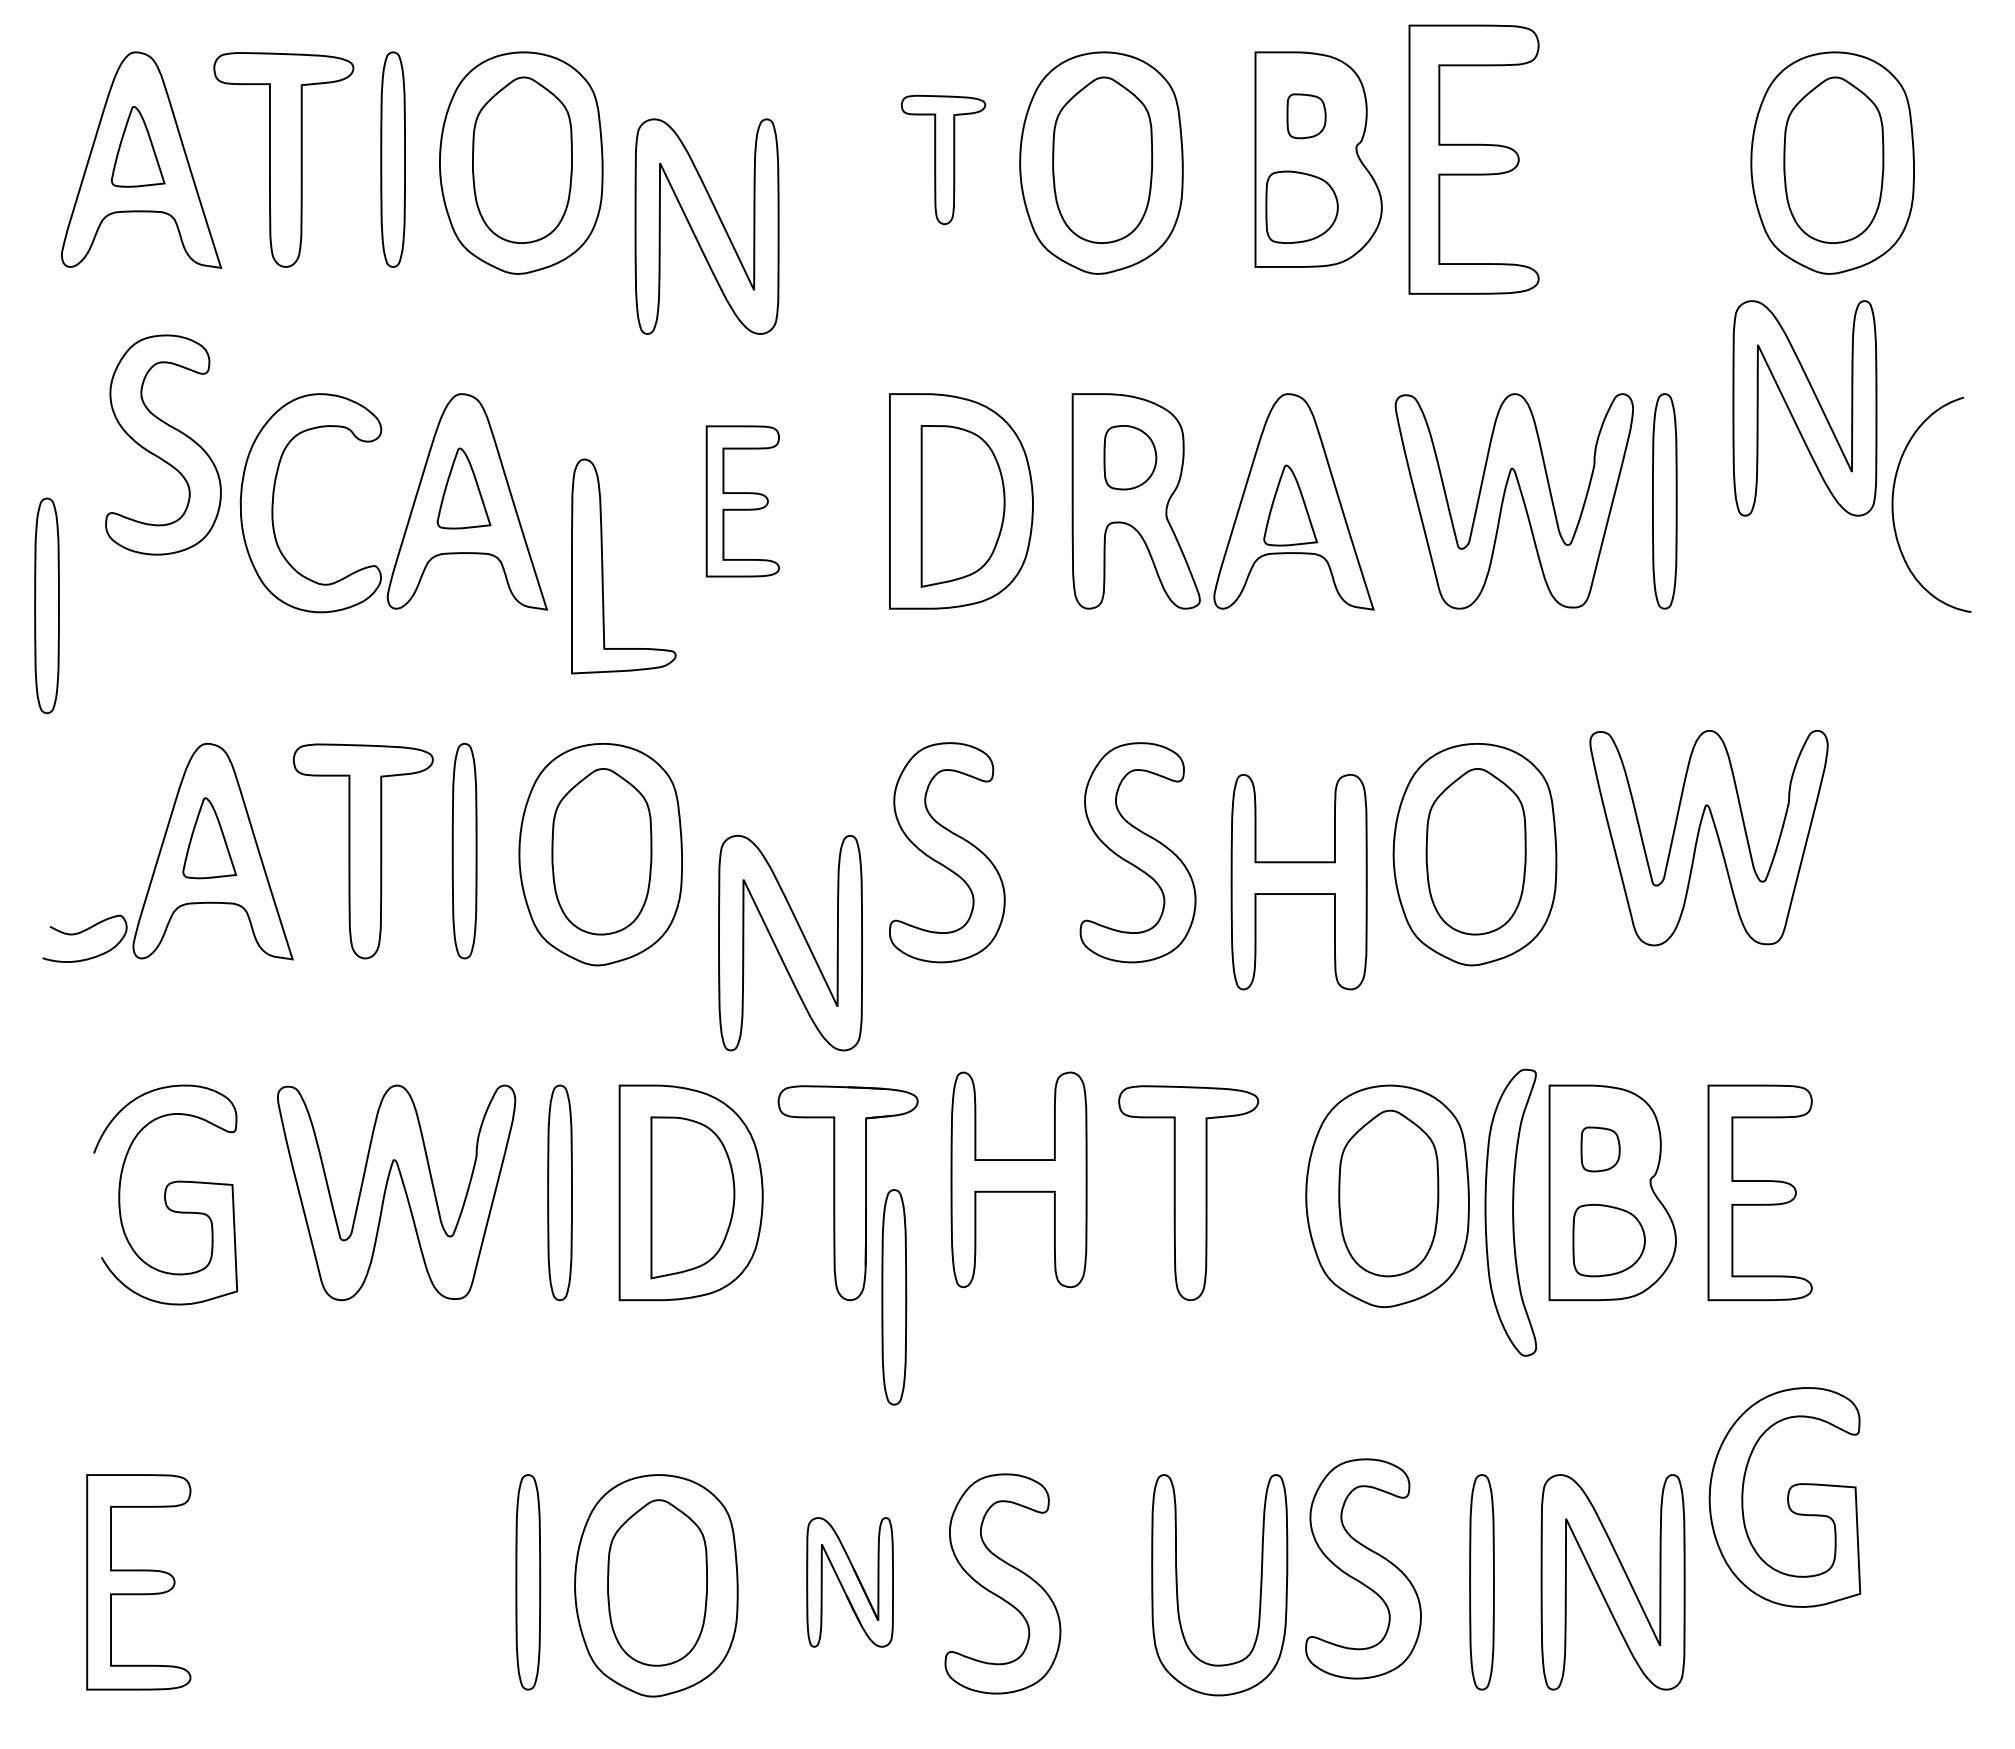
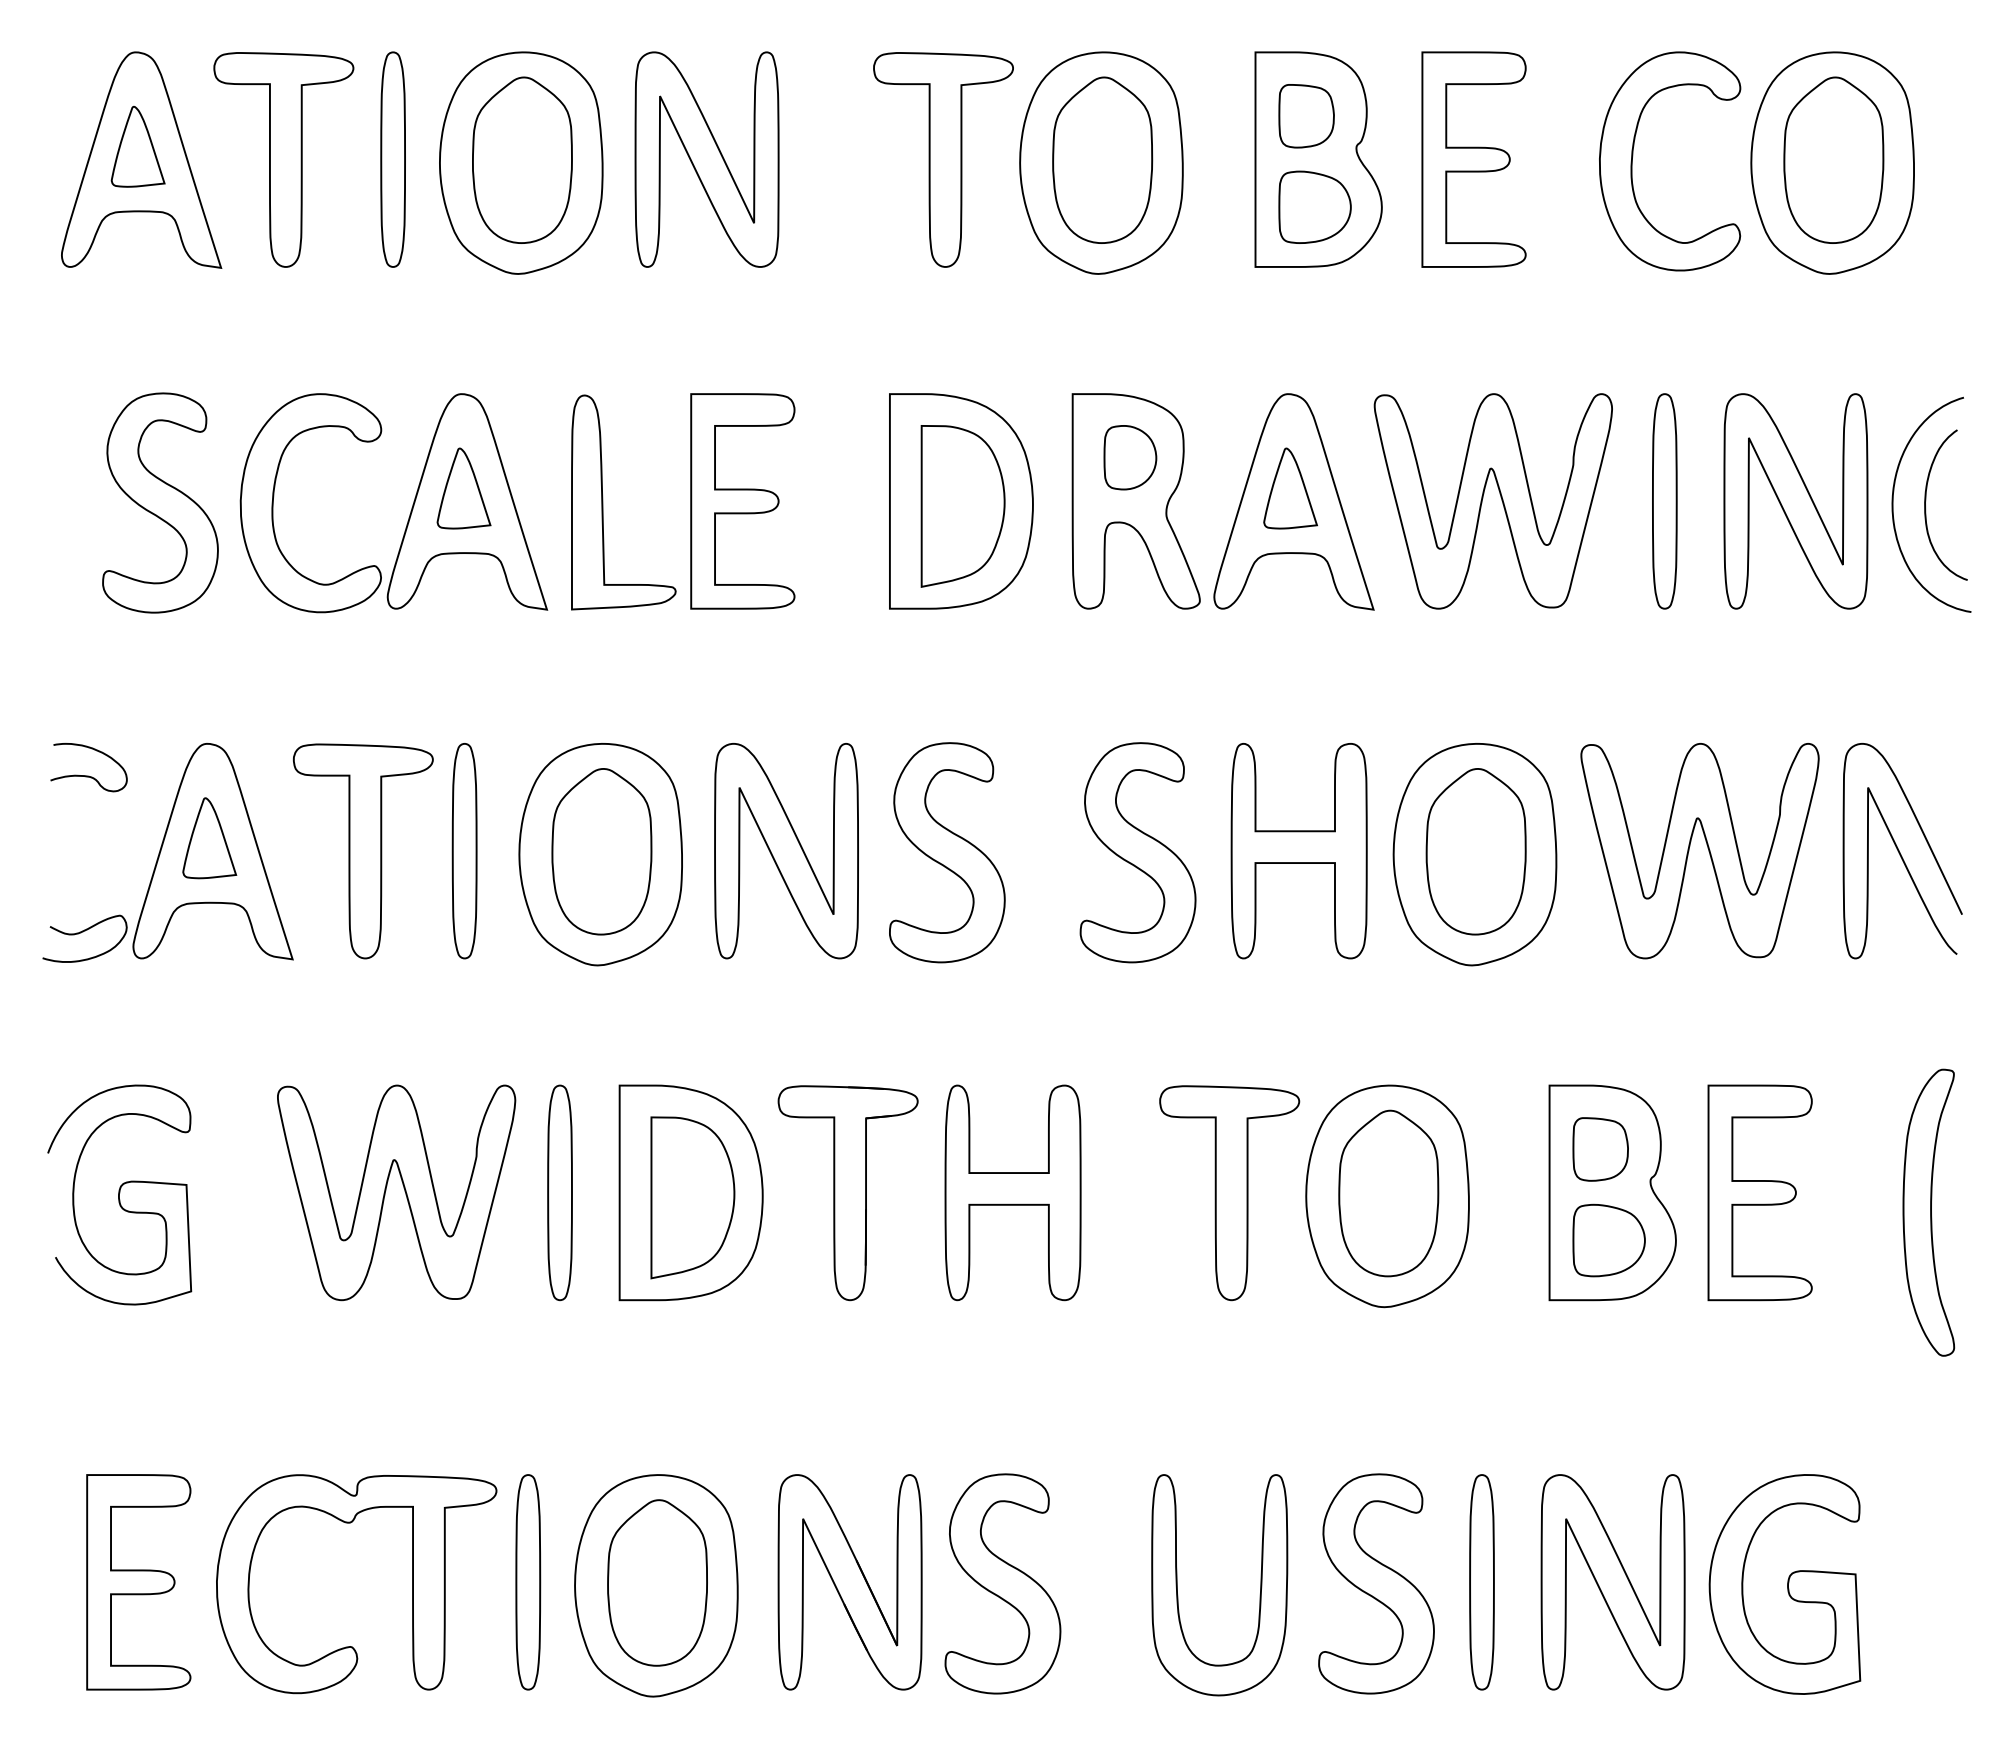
part size: 41x47 px -> 57x65 px (1306, 116)
part: none -> present (1633, 156)
part size: 87x131 px -> 141x216 px (943, 159)
part size: 132x271 px -> 106x217 px (1473, 159)
part position: (1301, 206) -> (1314, 206) (1314, 206)
part position: (706, 226) -> (706, 159) (706, 159)
part position: (1804, 408) -> (1795, 501) (1795, 501)
part position: (163, 444) -> (160, 502) (160, 502)
part position: (1521, 497) -> (1500, 497) (1500, 497)
curve: none -> present (1926, 500)
part size: 75x153 px -> 106x217 px (742, 501)
part position: (1290, 505) -> (1290, 488) (1290, 488)
part position: (603, 566) -> (603, 502) (603, 502)
part: present -> none (46, 605)
curve: none -> present (88, 775)
part position: (1716, 835) -> (1707, 848) (1707, 848)
curve: none -> present (1900, 852)
part position: (1298, 882) -> (1298, 851) (1298, 851)
part position: (790, 943) -> (786, 851) (786, 851)
part size: 41x47 px -> 57x65 px (1600, 1149)
part position: (1018, 1179) -> (1012, 1192) (1012, 1192)
part position: (1188, 1193) -> (1229, 1193) (1229, 1193)
curve position: (165, 1194) -> (119, 1194) (119, 1194)
part position: (1510, 1212) -> (1928, 1212) (1928, 1212)
part: present -> none (894, 1297)
part position: (1784, 1497) -> (1784, 1584) (1784, 1584)
part position: (1363, 1568) -> (1376, 1583) (1376, 1583)
part size: 88x131 px -> 146x217 px (849, 1582)
part: none -> present (412, 1584)
